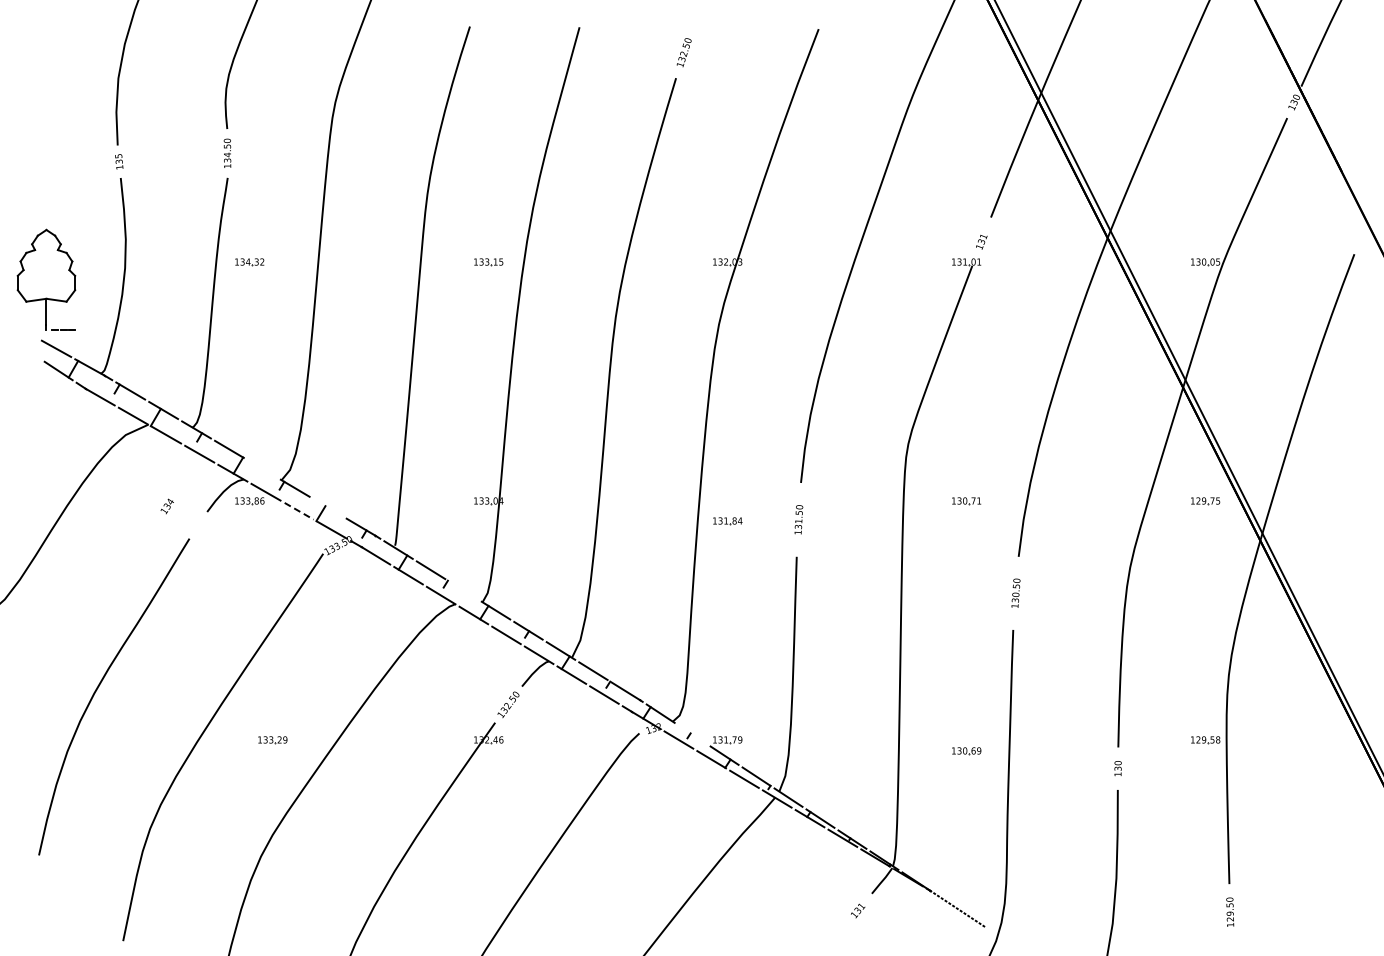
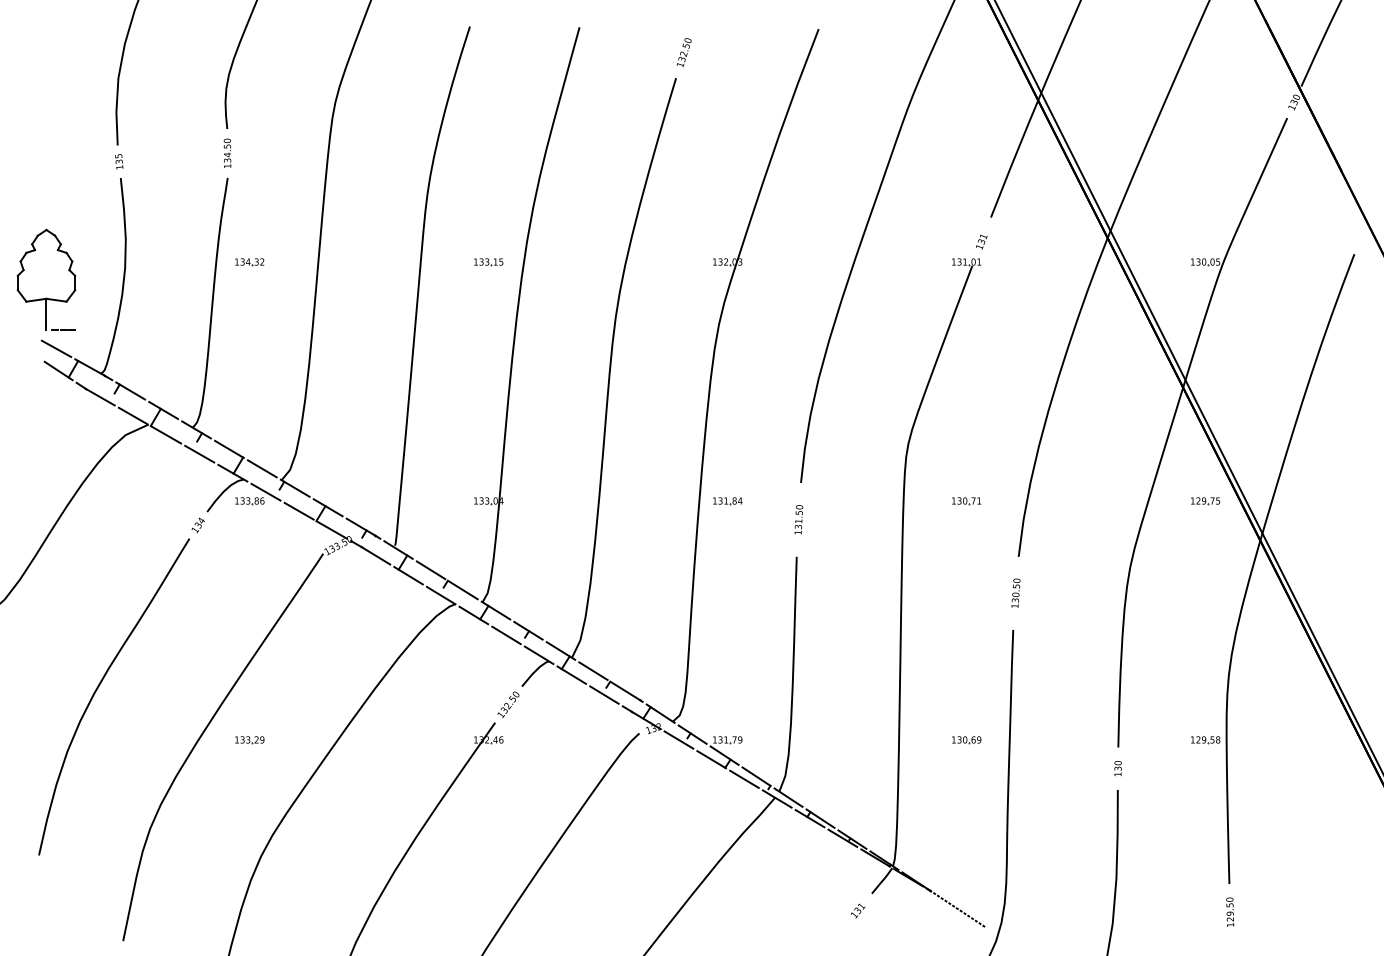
line: none -> present (261, 468)
text position: (166, 506) -> (197, 525) (197, 525)
line: none -> present (327, 507)
line: dashed -> solid (299, 511)
part position: (727, 521) -> (727, 501) (727, 501)
line: none -> present (463, 590)
line: none -> present (692, 734)
part position: (272, 740) -> (249, 740) (249, 740)
part position: (966, 751) -> (966, 740) (966, 740)
